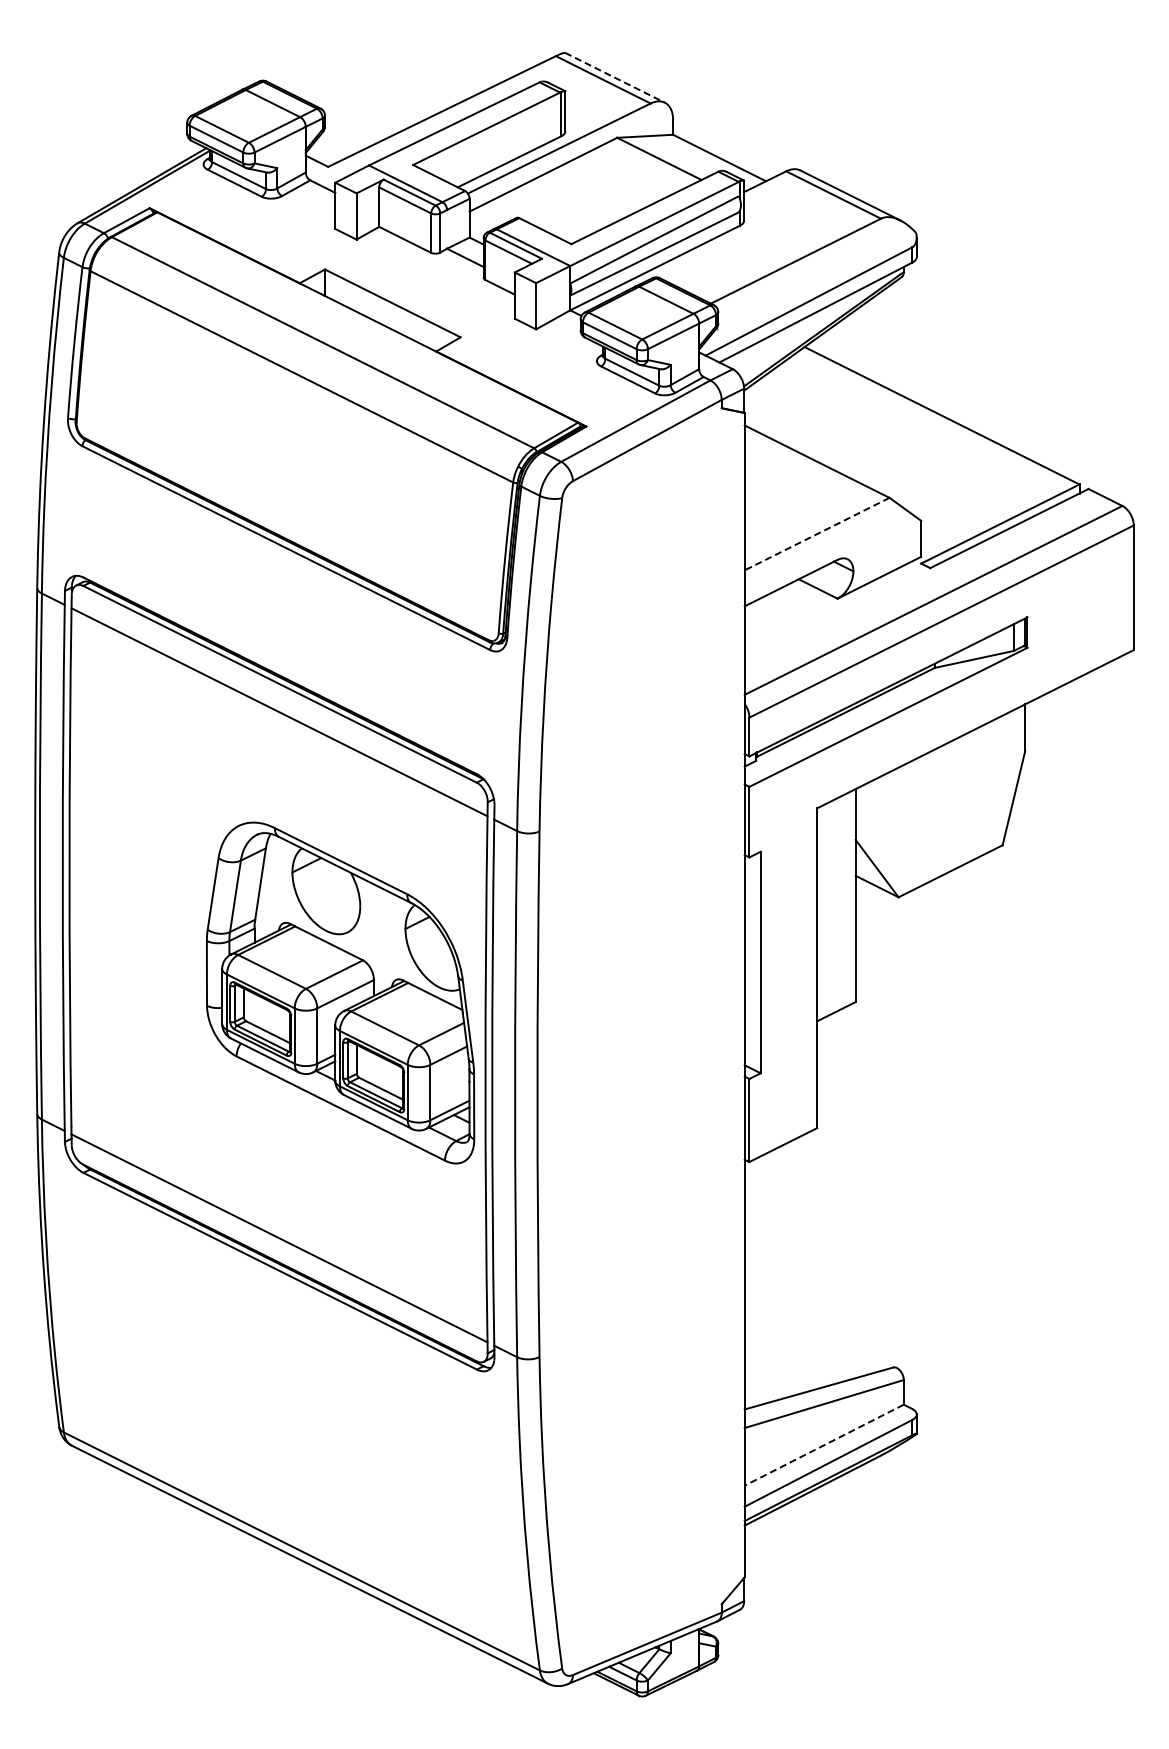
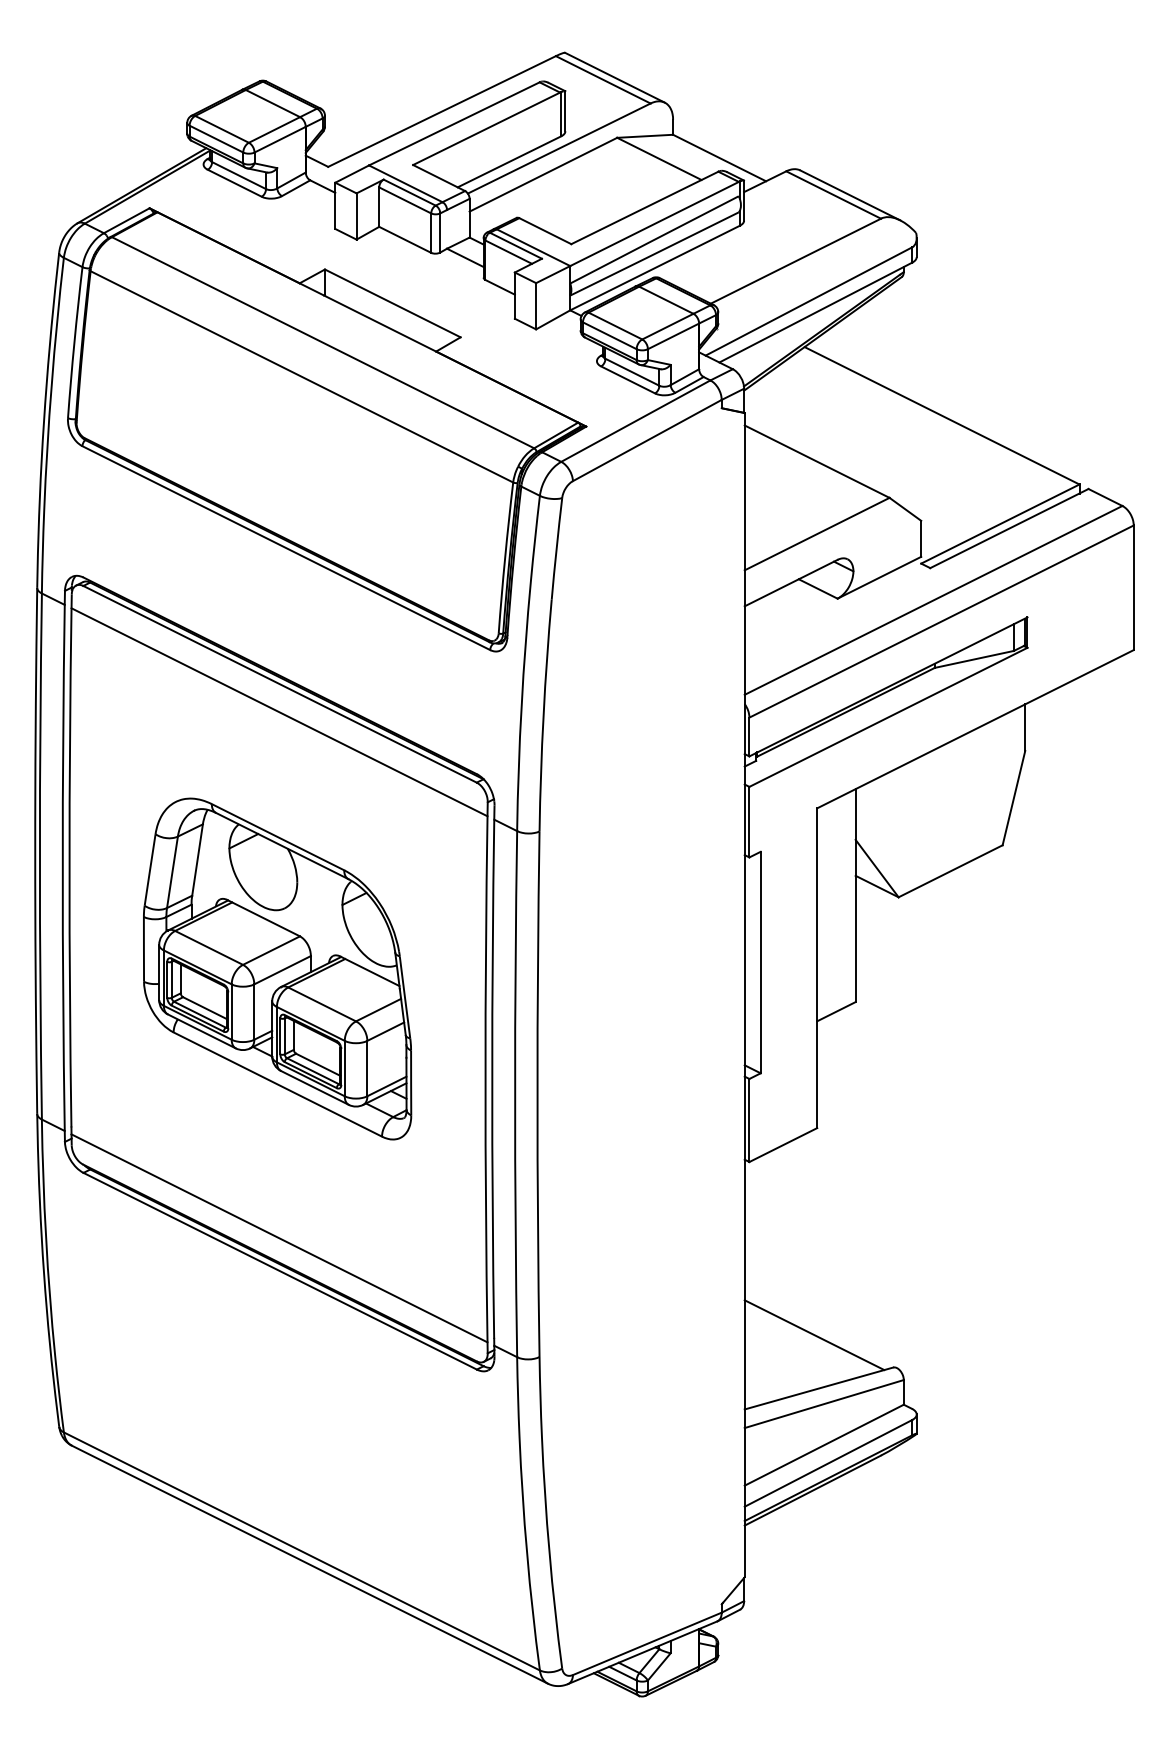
line: dashed -> solid (614, 77)
line: dashed -> solid (817, 534)
part position: (340, 992) -> (277, 968) (277, 968)
line: none -> present (814, 1335)
line: dashed -> solid (823, 1445)
